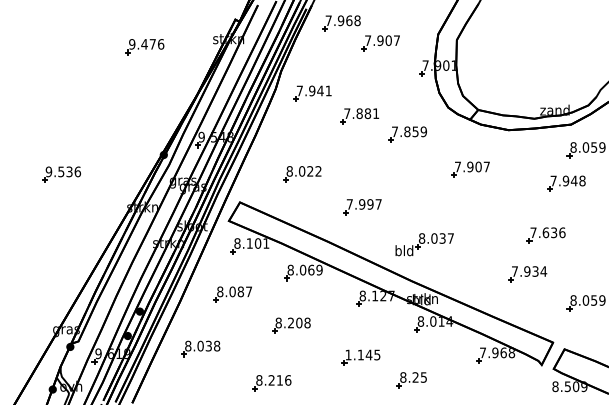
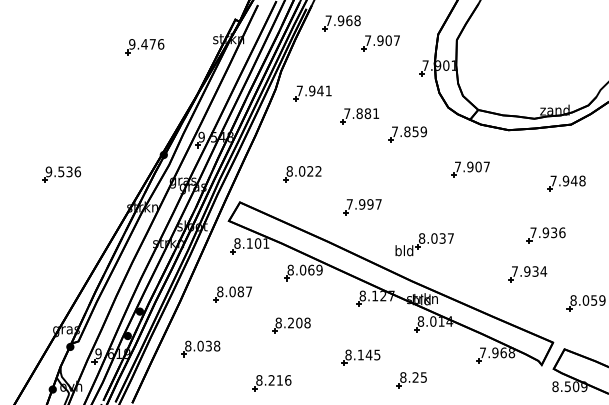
part: present -> none (585, 150)
text: 7.636 -> 7.936 (545, 232)
text: 1.145 -> 8.145 (348, 354)
